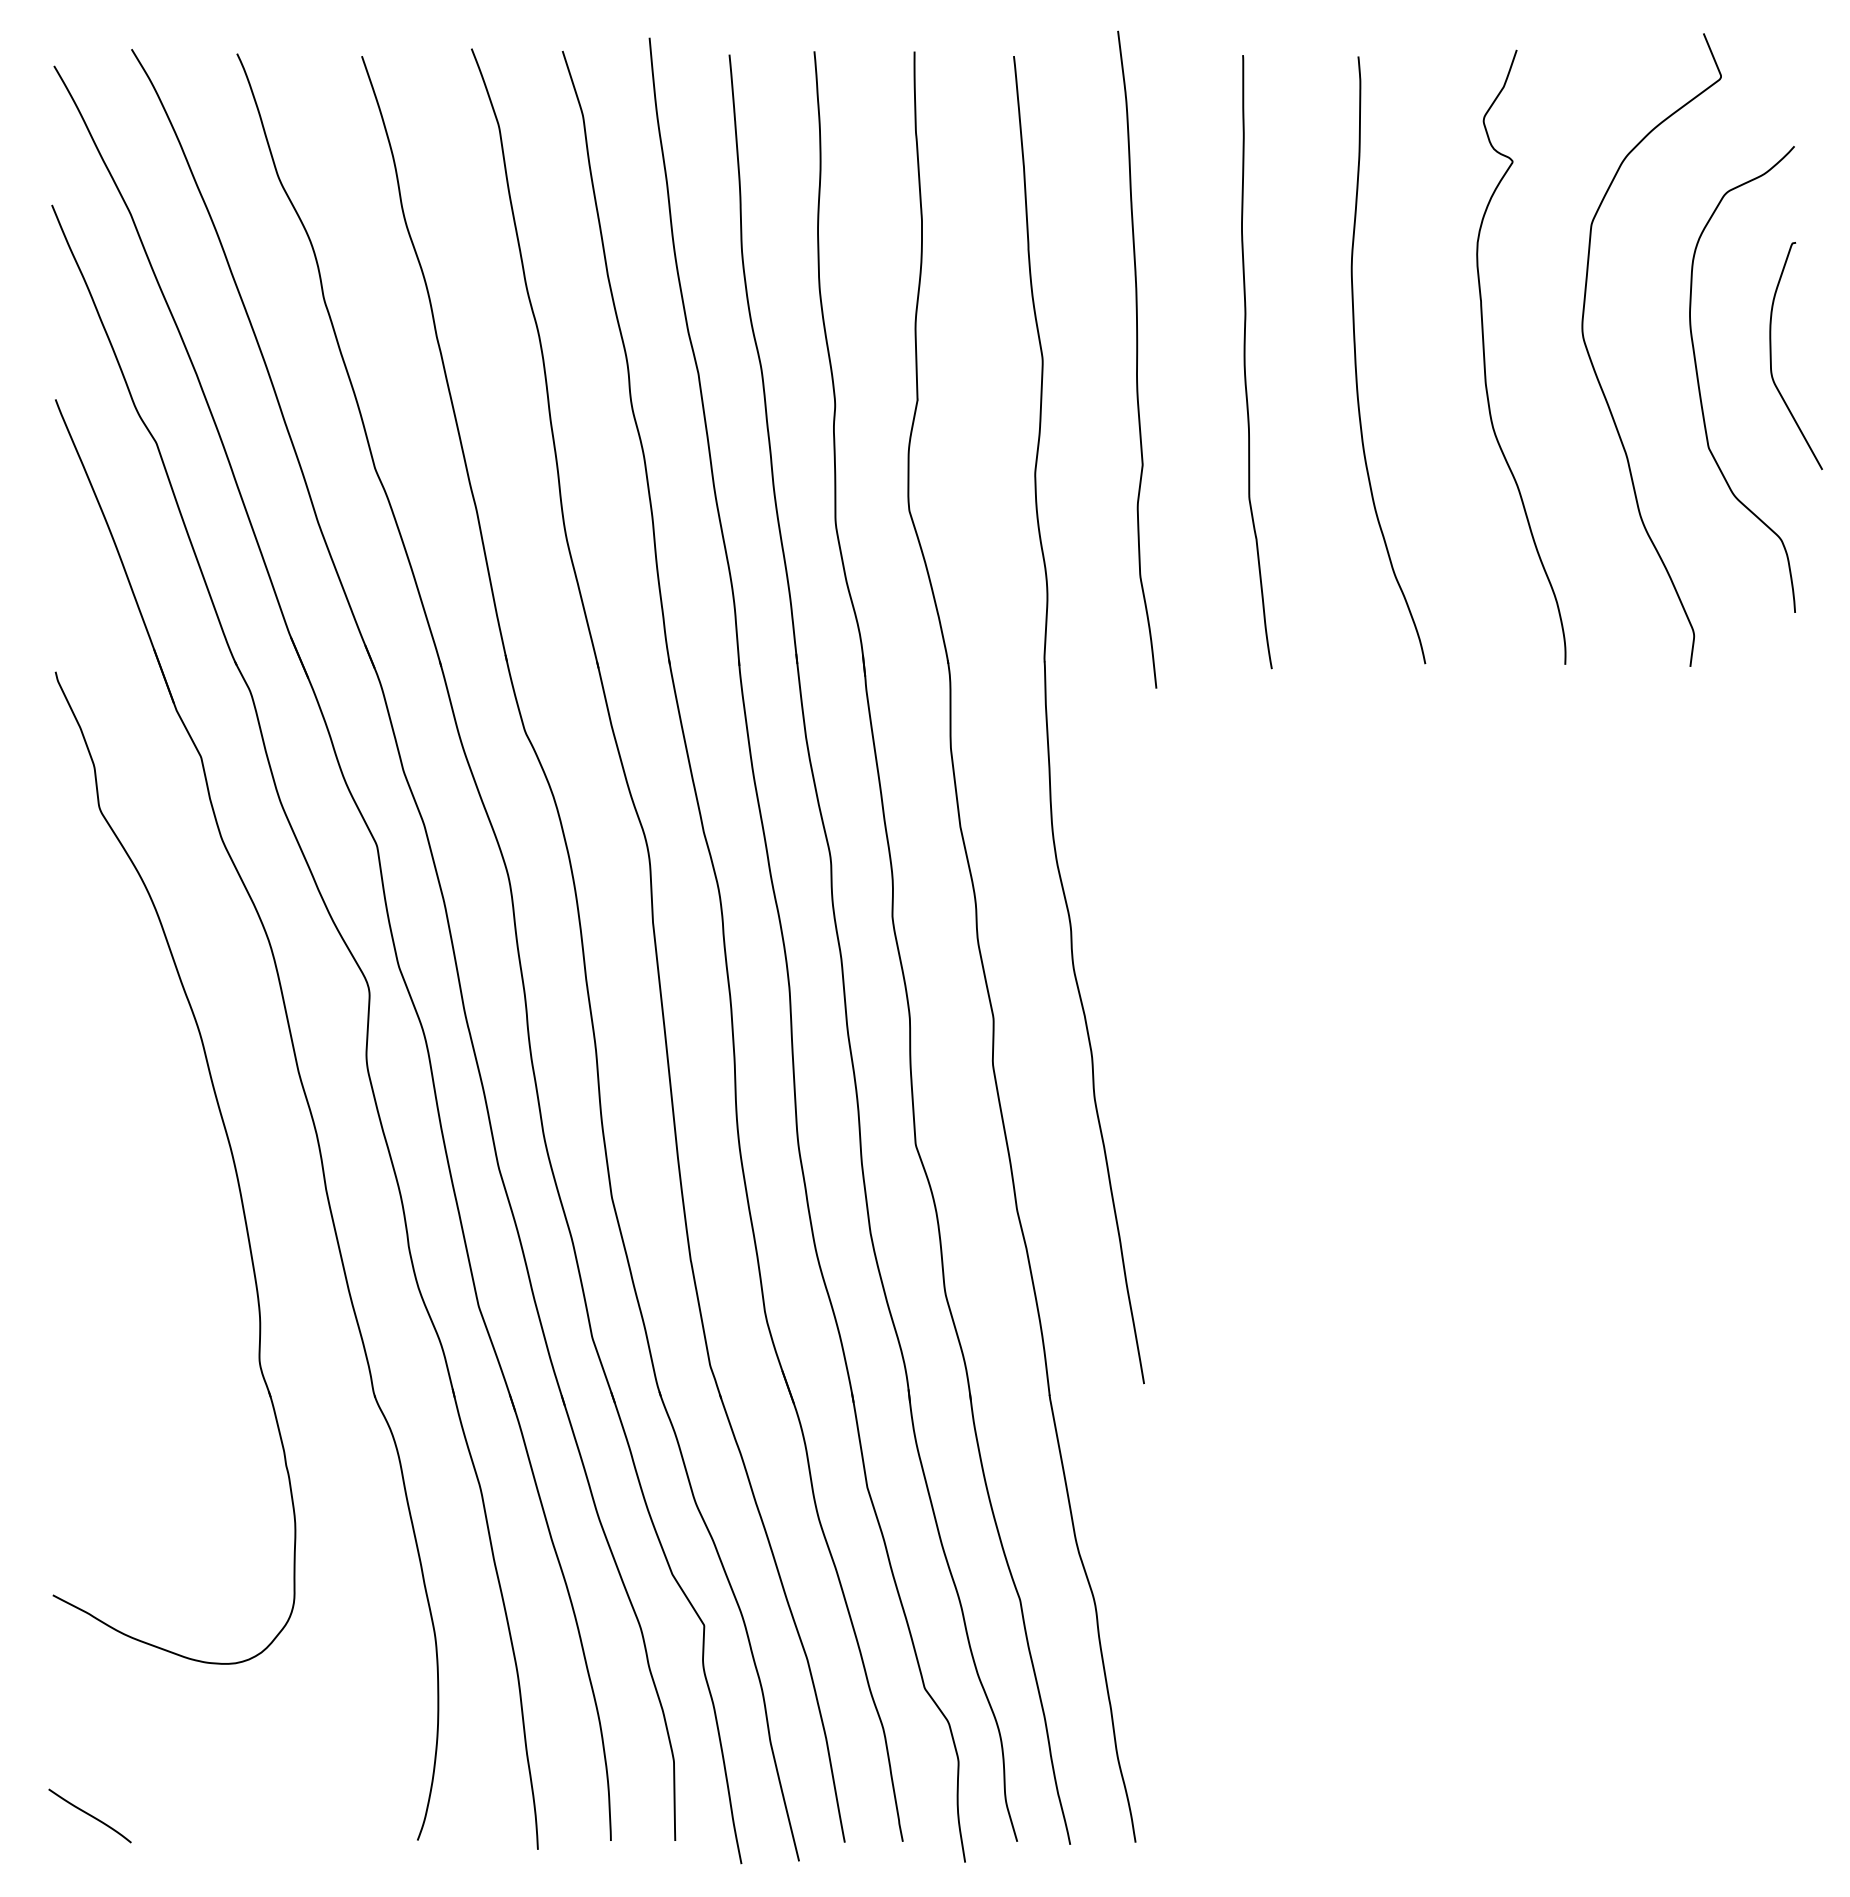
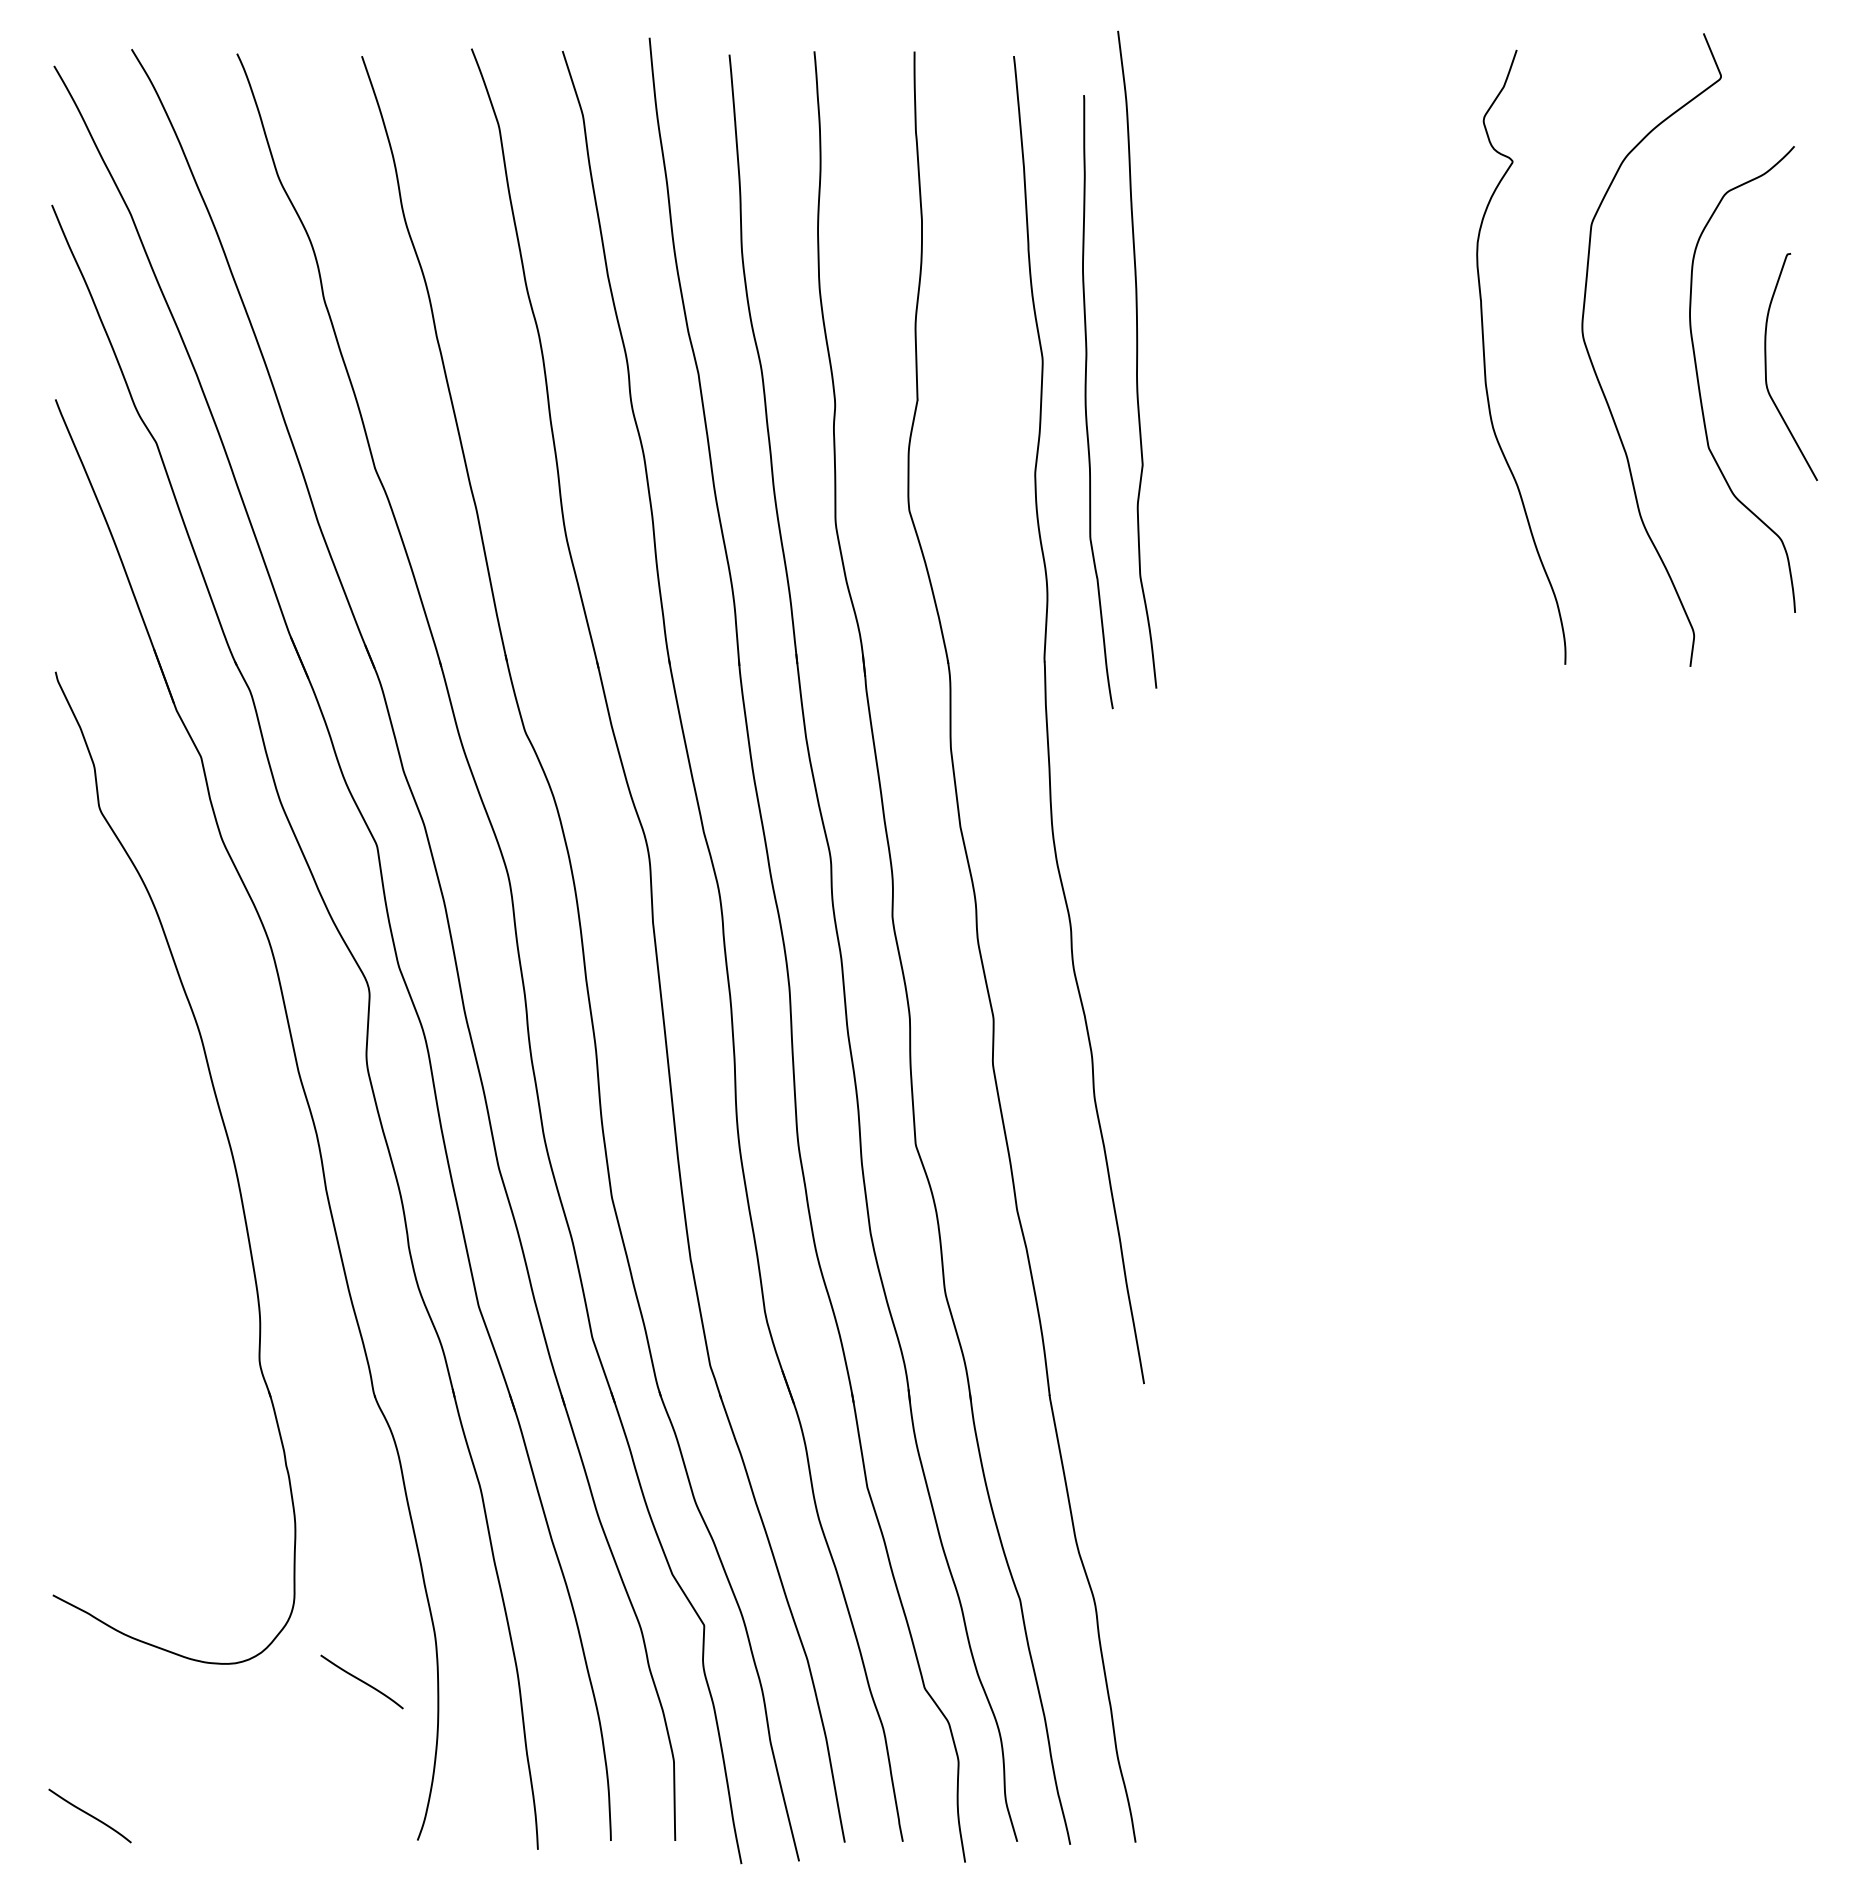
curve position: (1771, 356) -> (1766, 367) (1766, 367)
curve: present -> none (1356, 360)
curve position: (1245, 362) -> (1086, 402) (1086, 402)
curve: none -> present (361, 1681)
